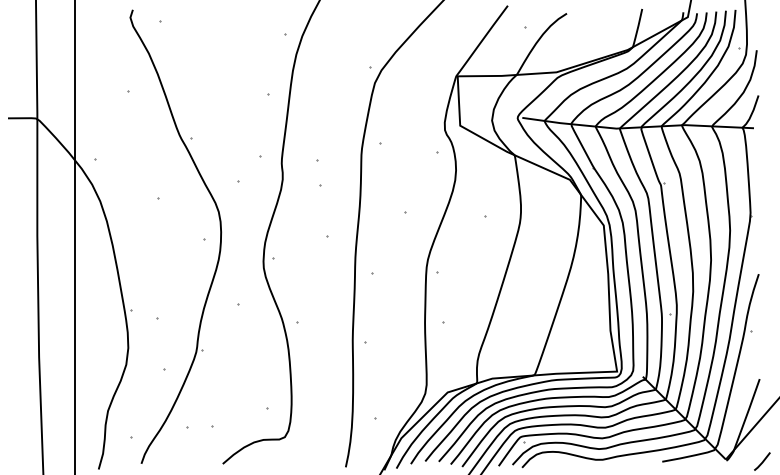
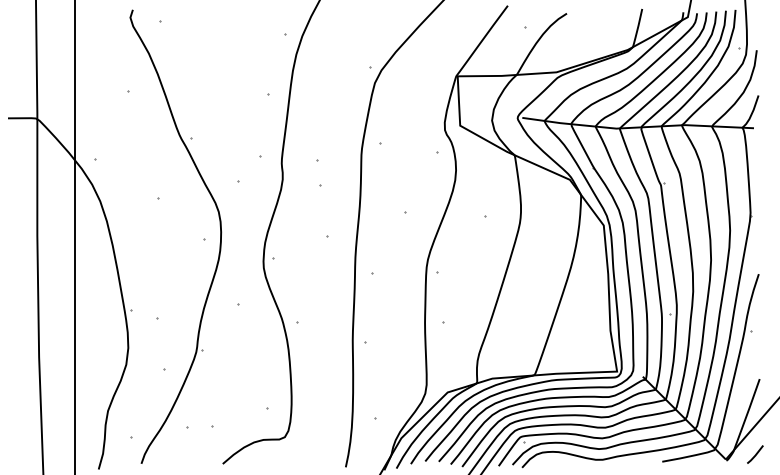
line position: (762, 461) -> (755, 454) (755, 454)
